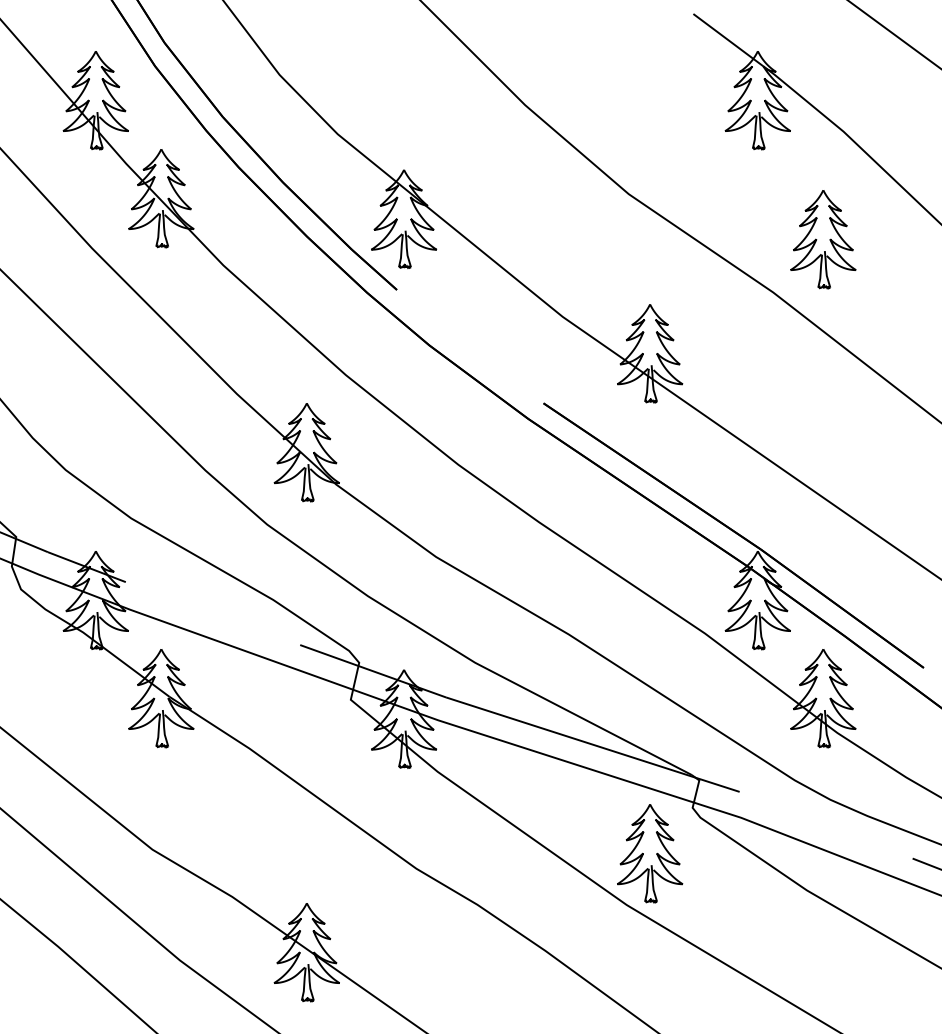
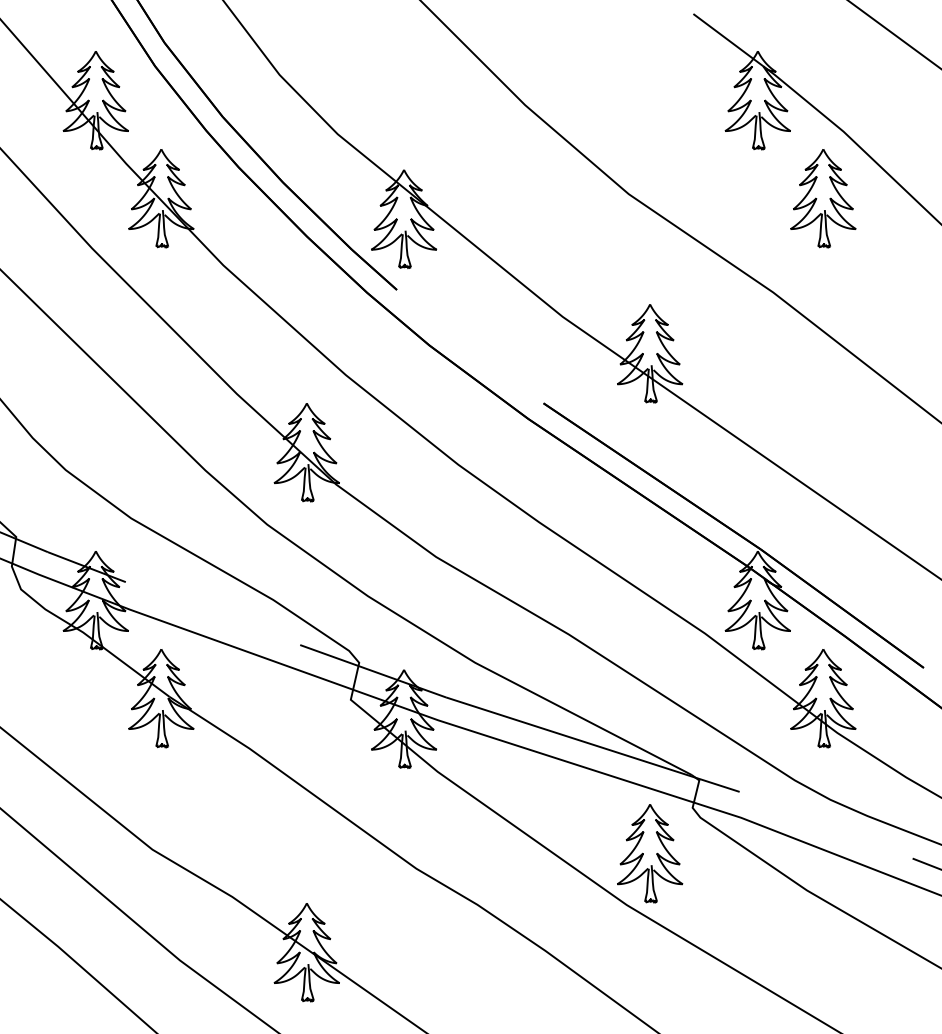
part position: (823, 239) -> (823, 198) (823, 198)
